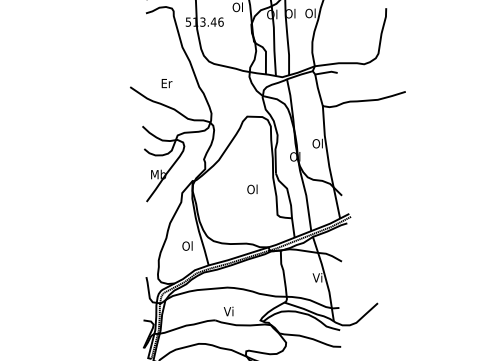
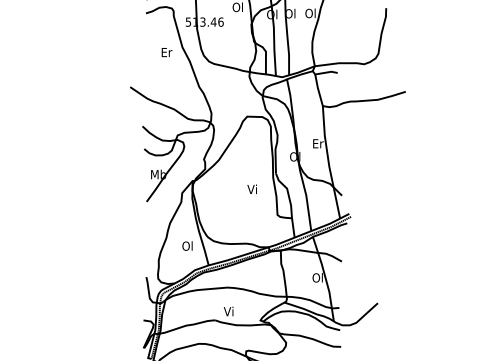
text position: (166, 83) -> (166, 52) (166, 52)
text: Ol -> Er (317, 143)
text: Ol -> Vi (252, 189)
text: Vi -> Ol (317, 277)
